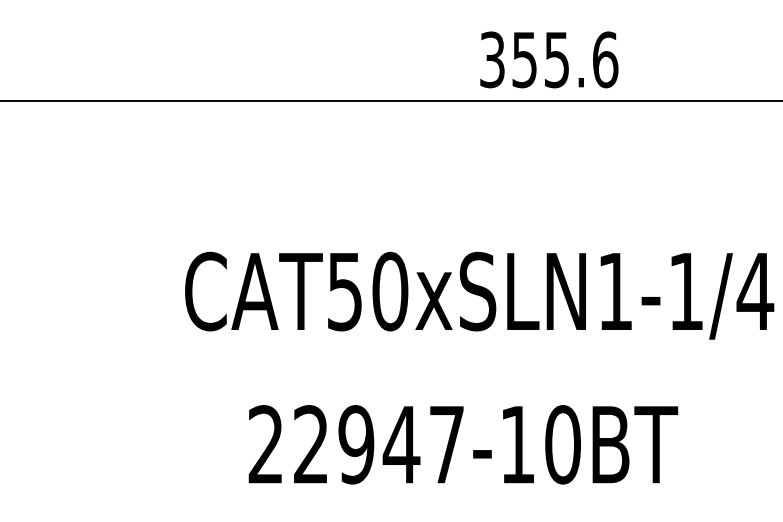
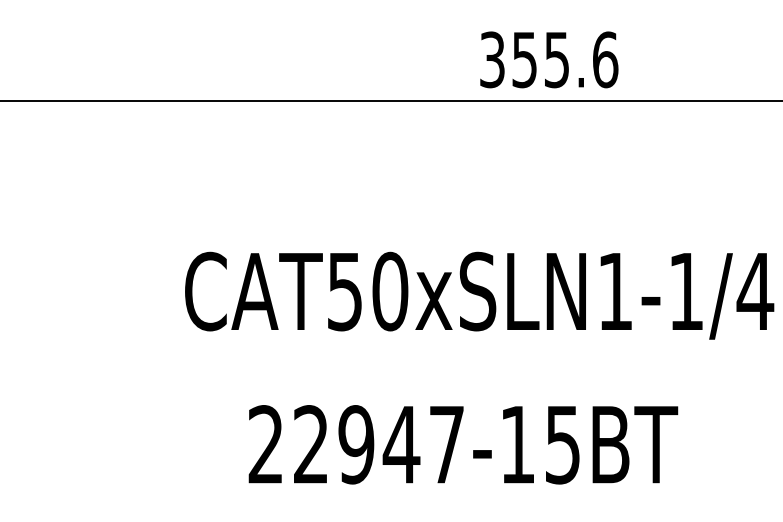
text: 22947-10BT -> 22947-15BT (562, 444)
